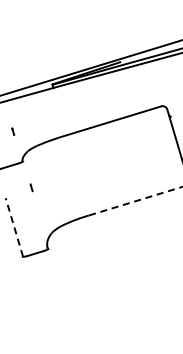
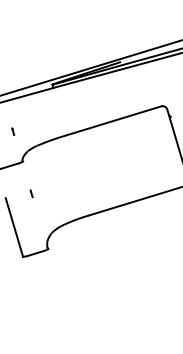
part position: (31, 187) -> (31, 193) (31, 193)
line: dashed -> solid (135, 201)
line: dashed -> solid (14, 227)
